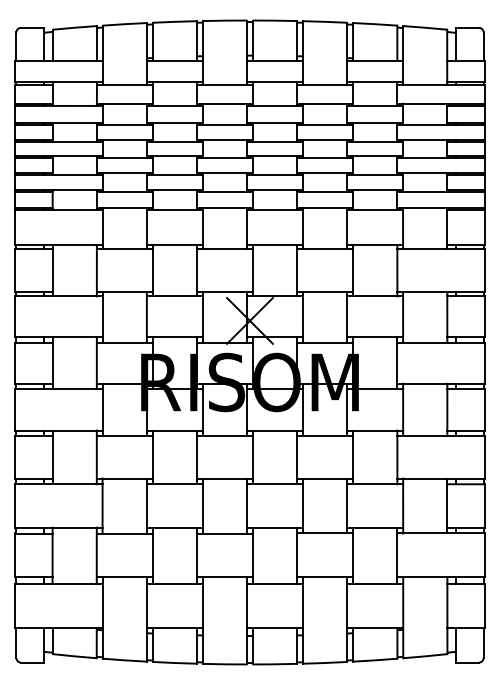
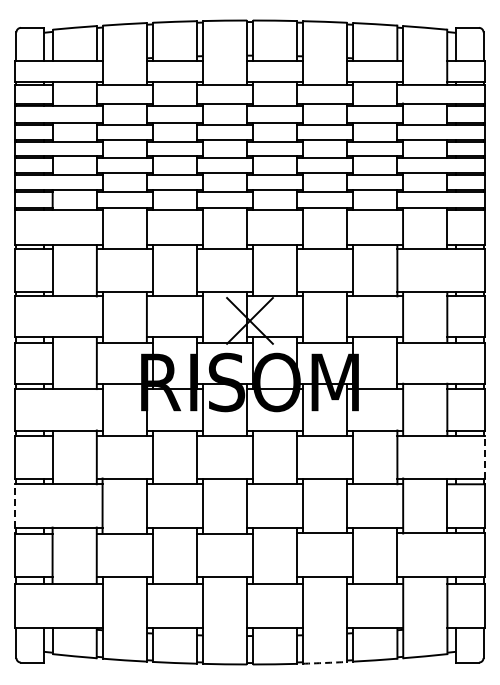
line: solid -> dashed (484, 456)
line: solid -> dashed (15, 505)
arc: solid -> dashed (325, 662)
